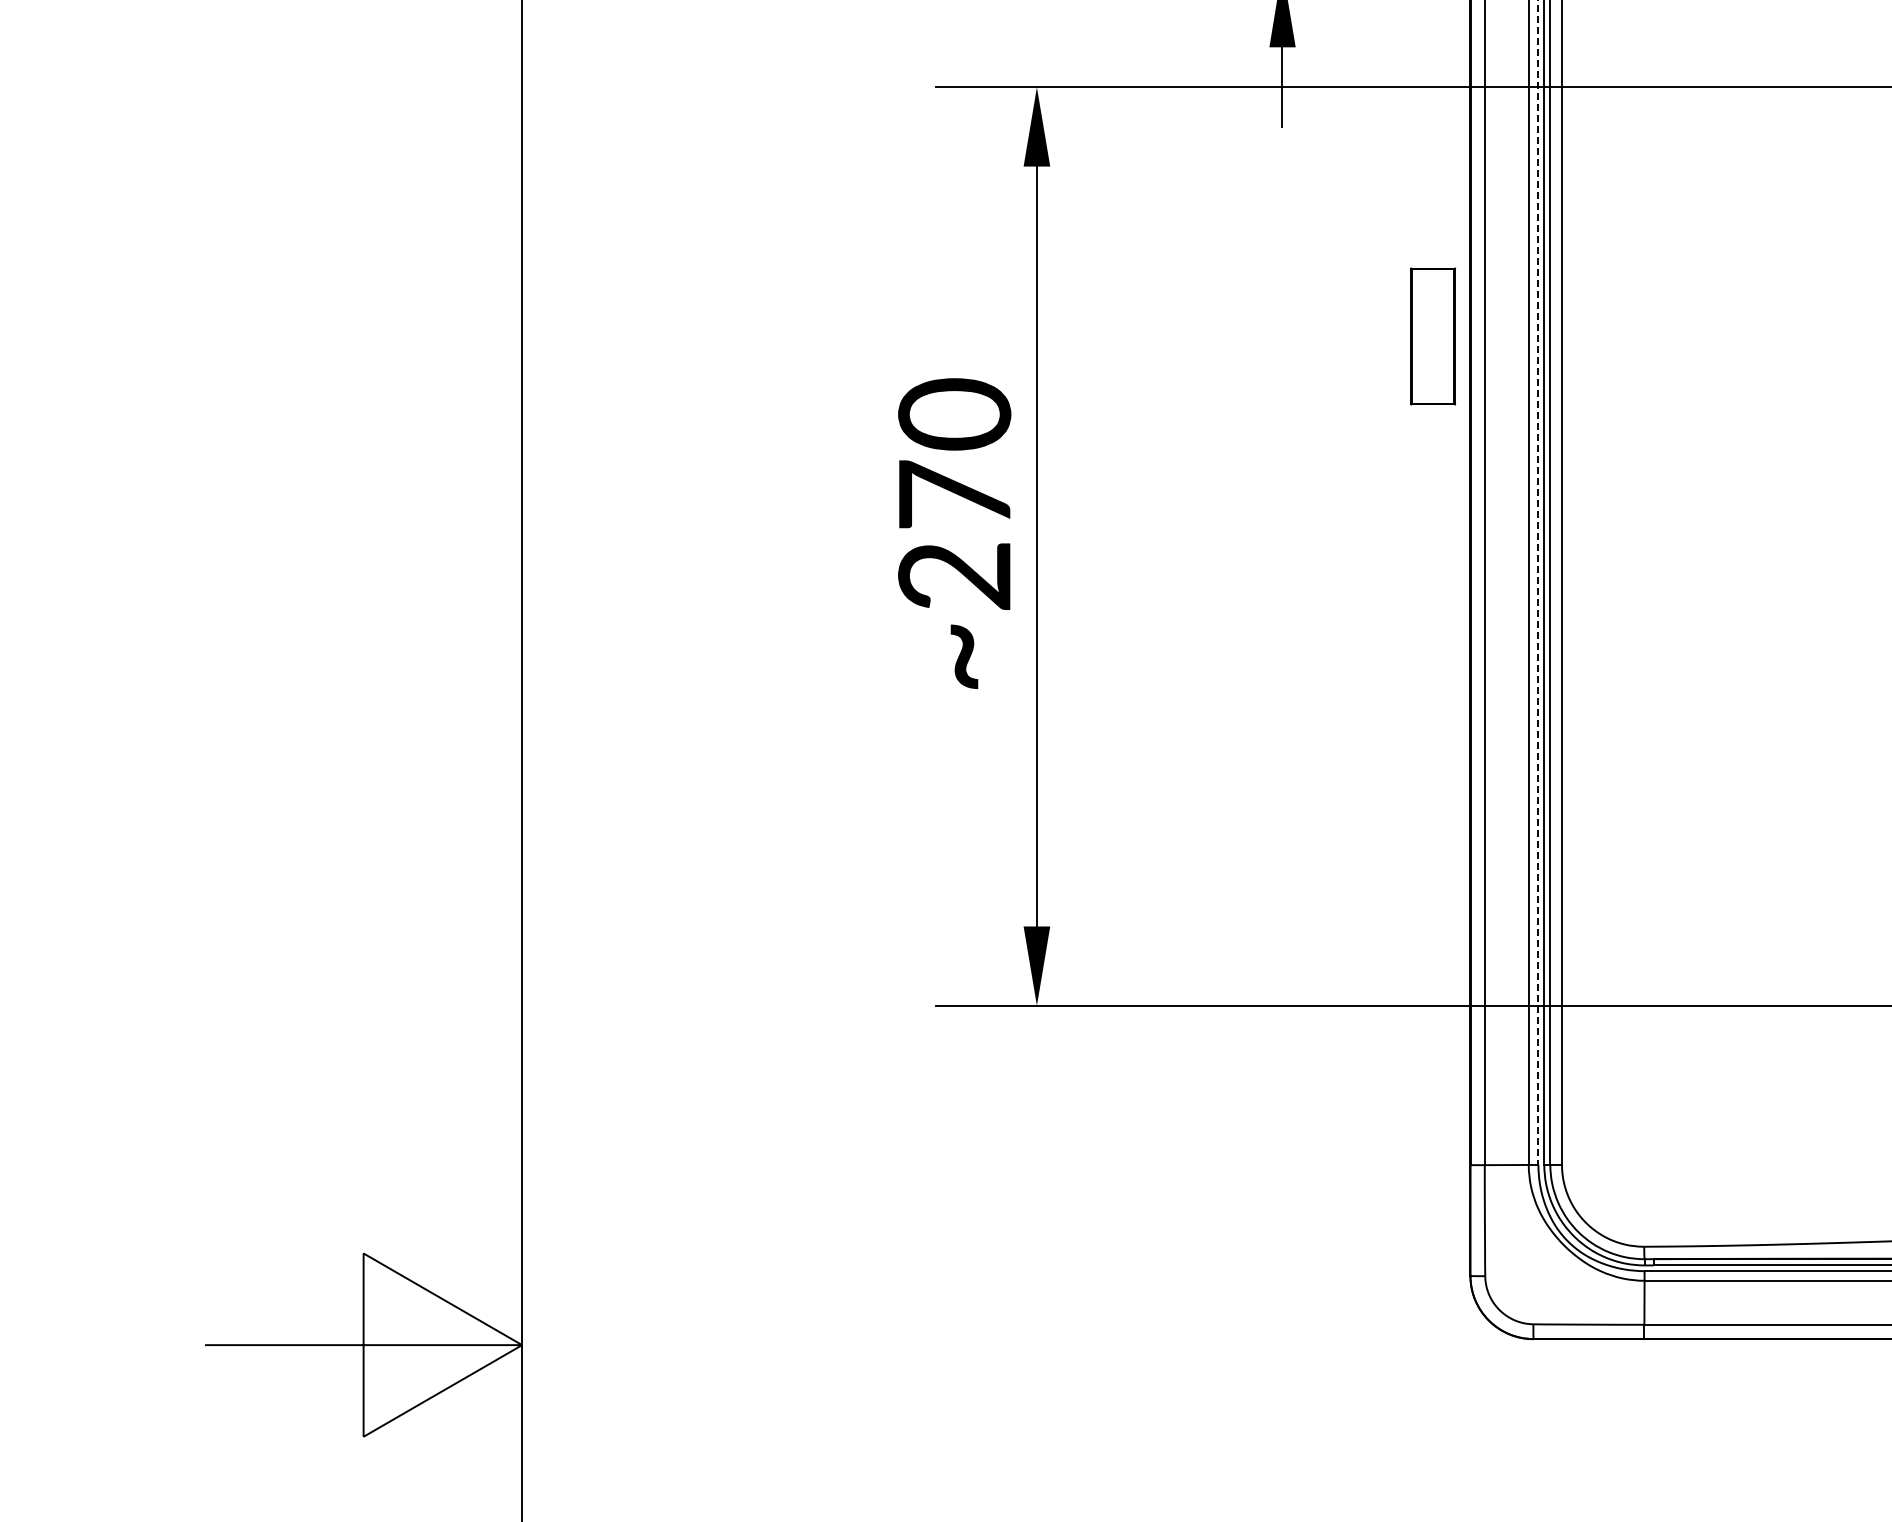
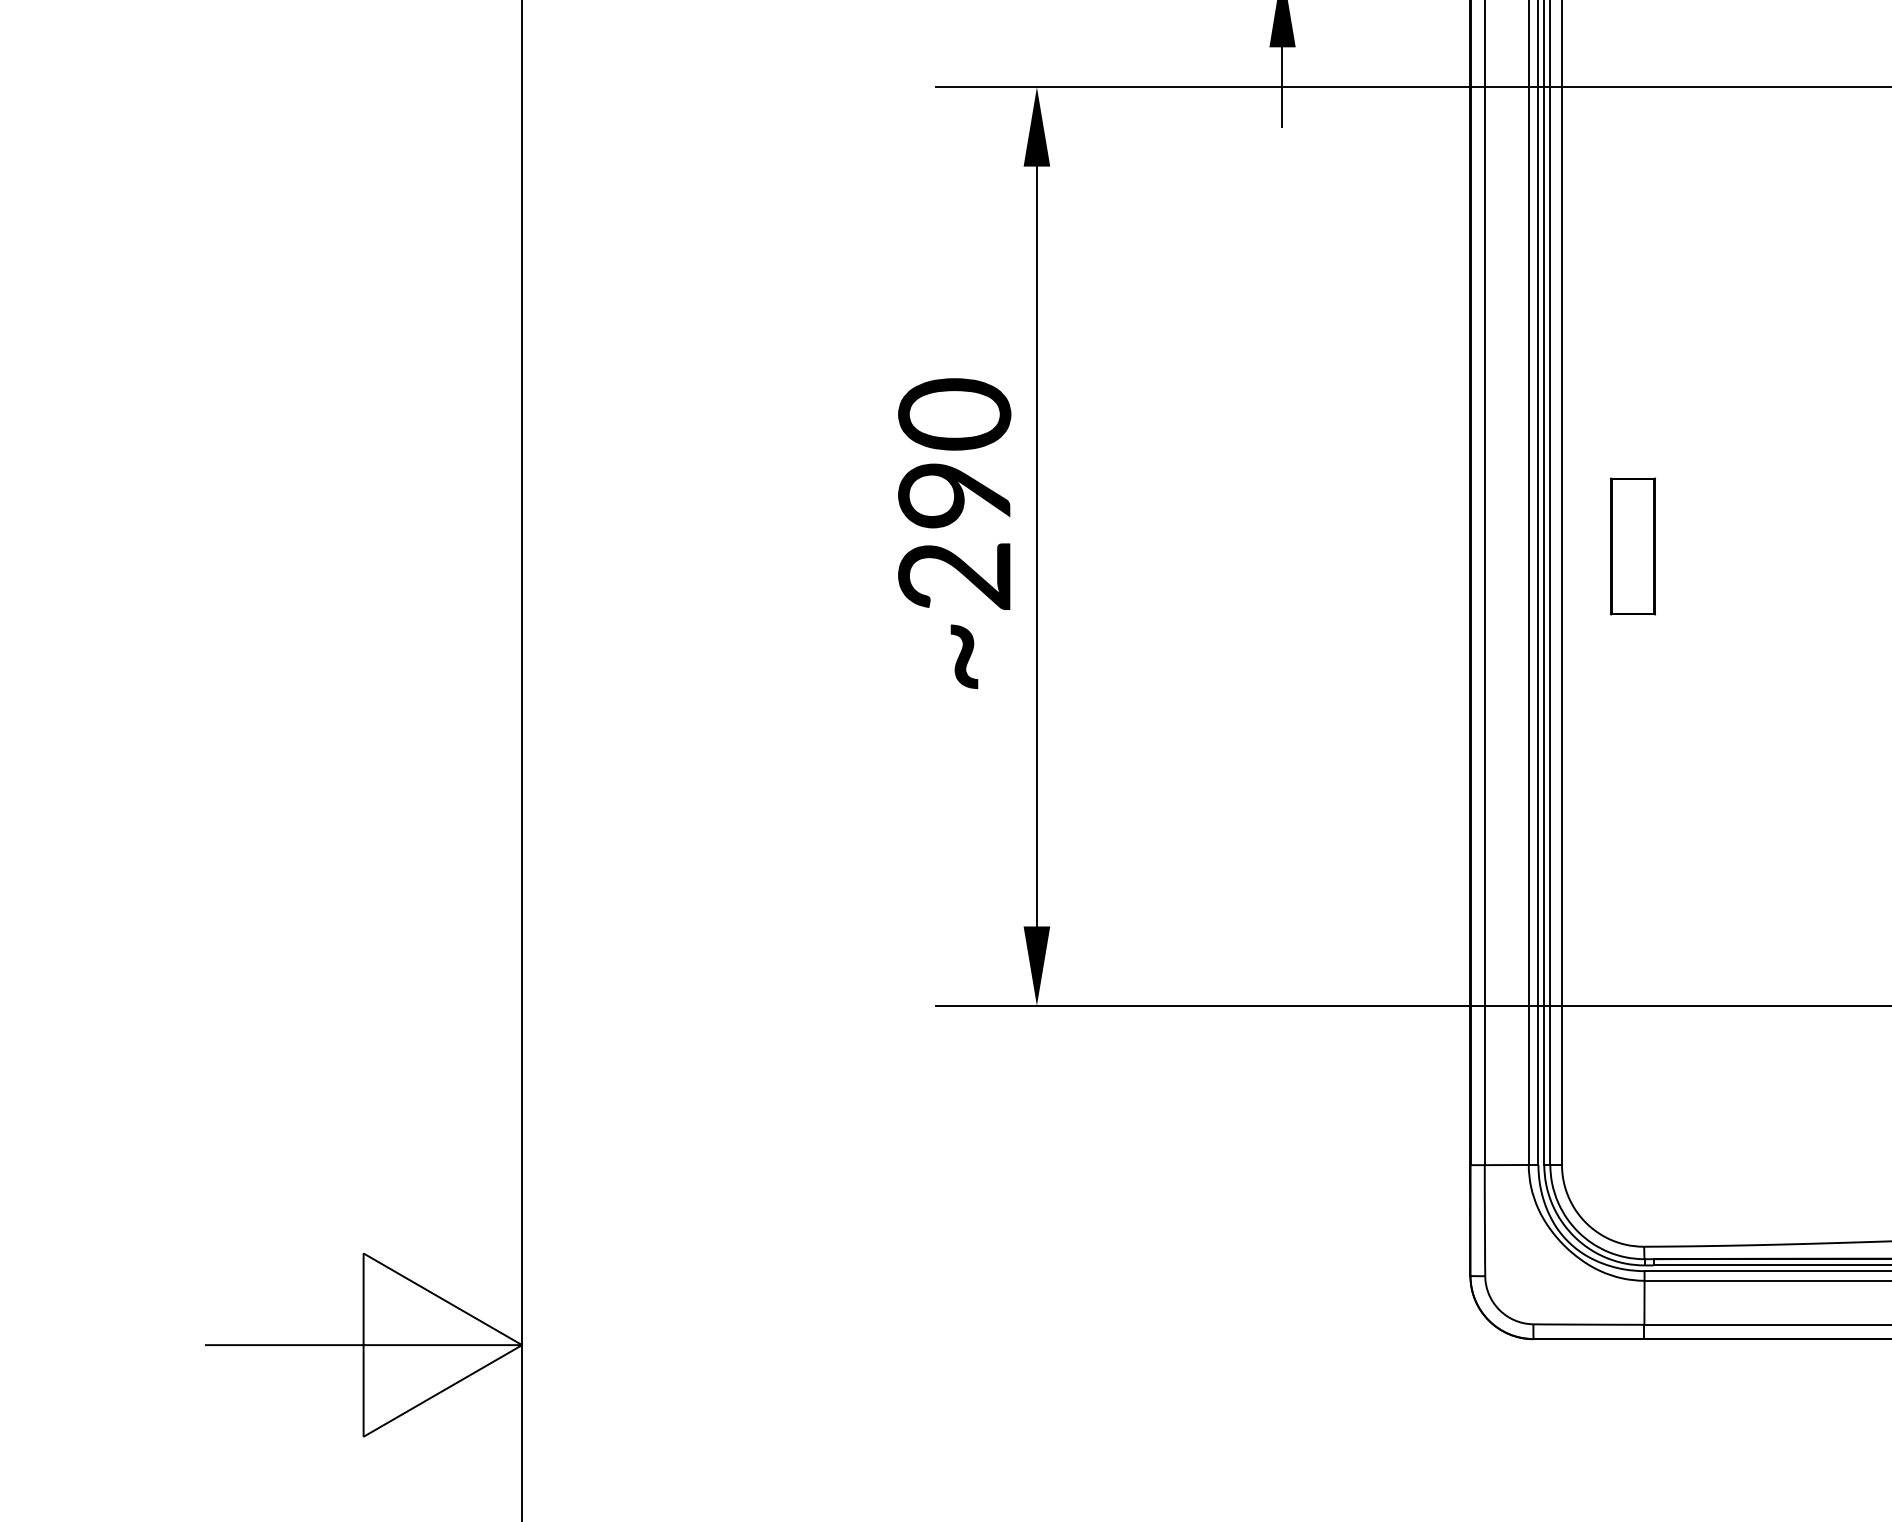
part position: (1433, 336) -> (1633, 546) (1633, 546)
text: ~270 -> ~290 (954, 494)
line: dashed -> solid (1538, 583)
